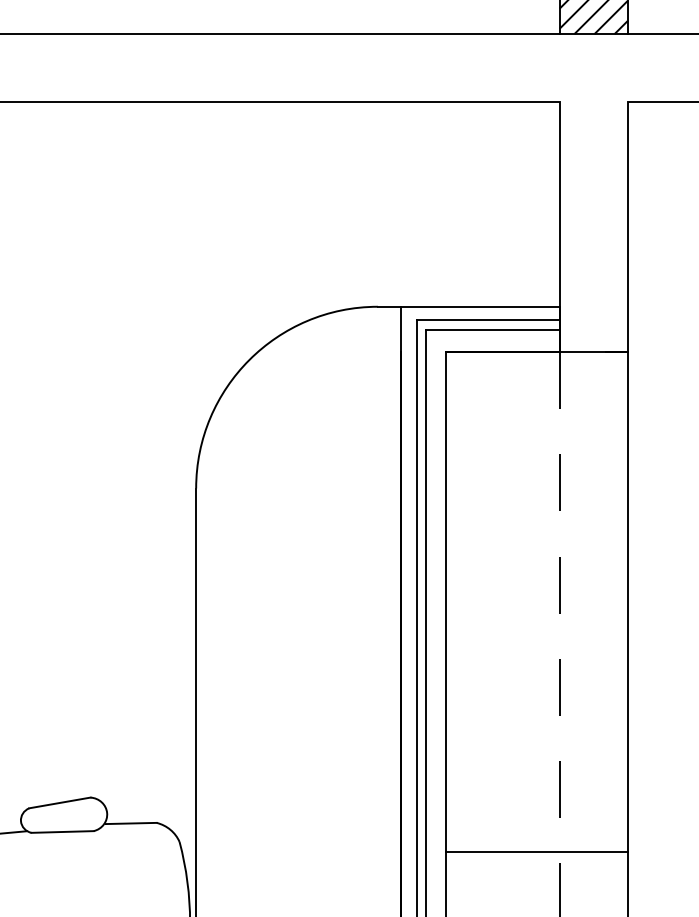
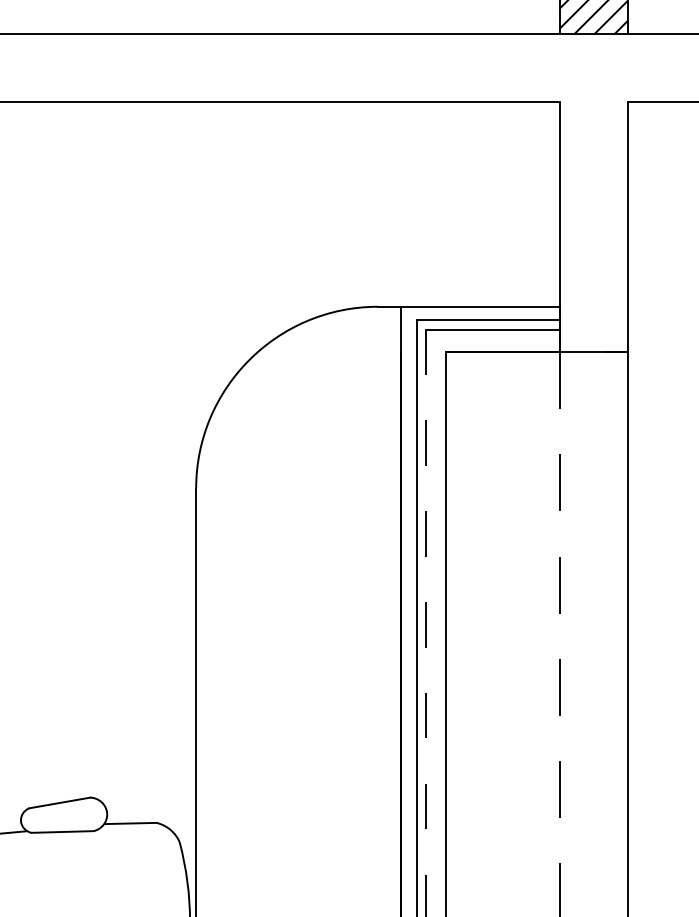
line: solid -> dashed (426, 622)
line: present -> none (536, 852)
